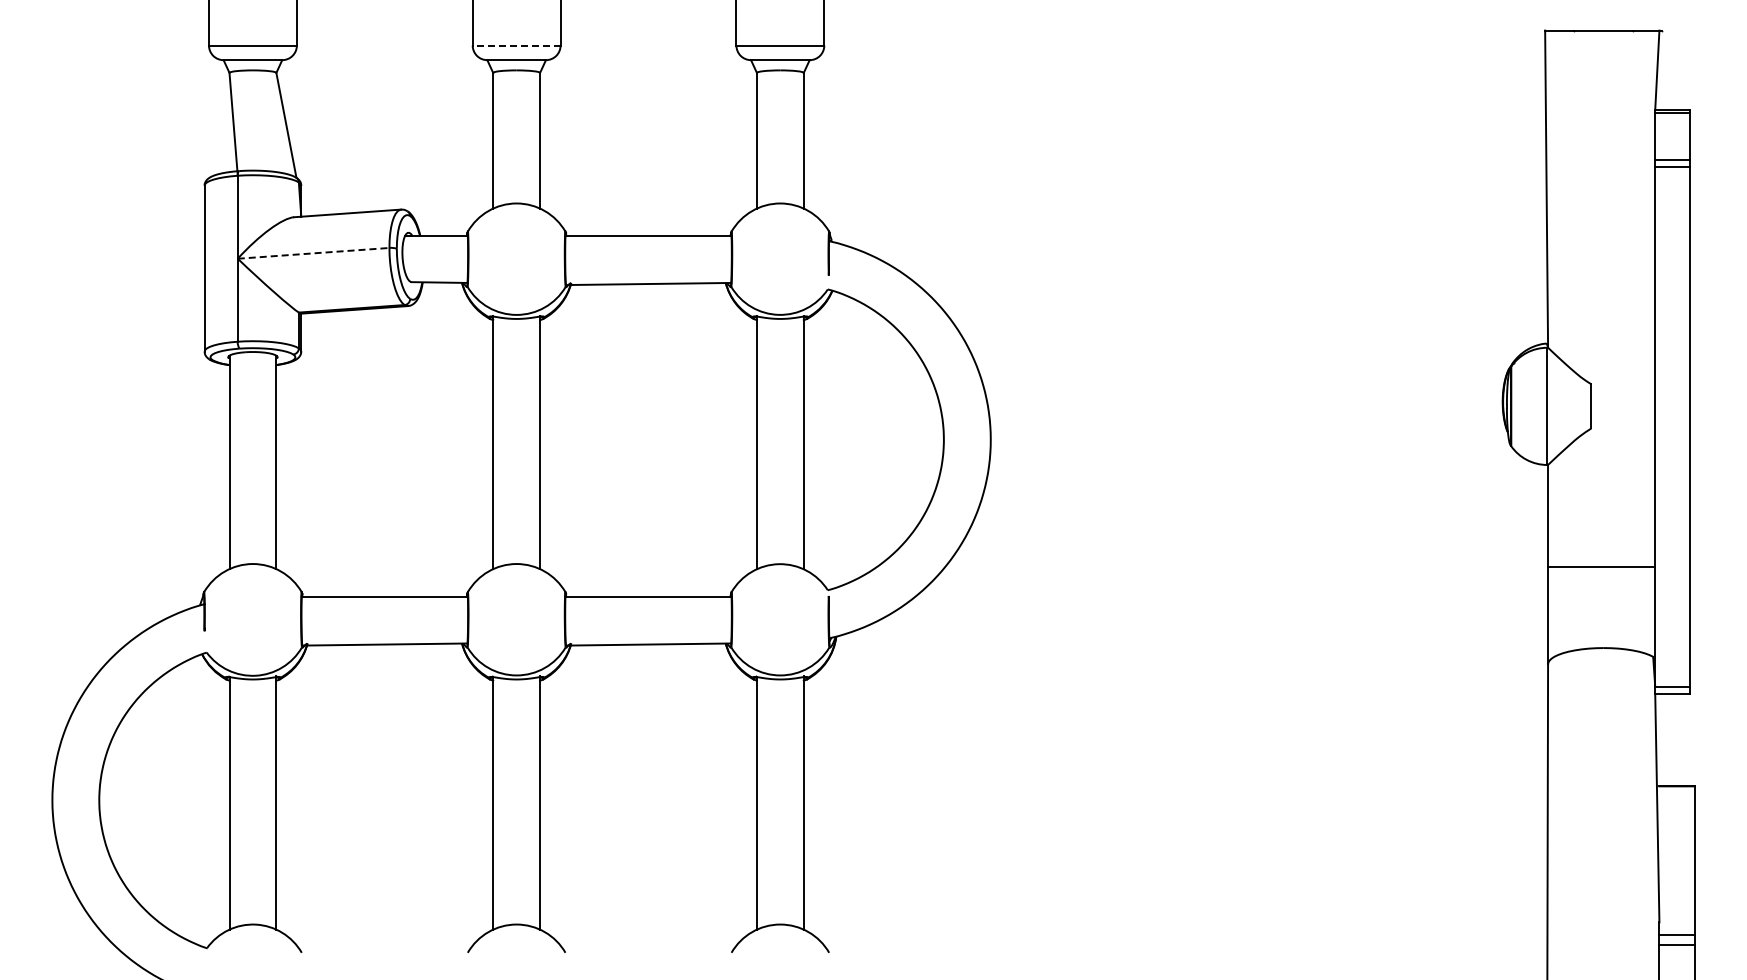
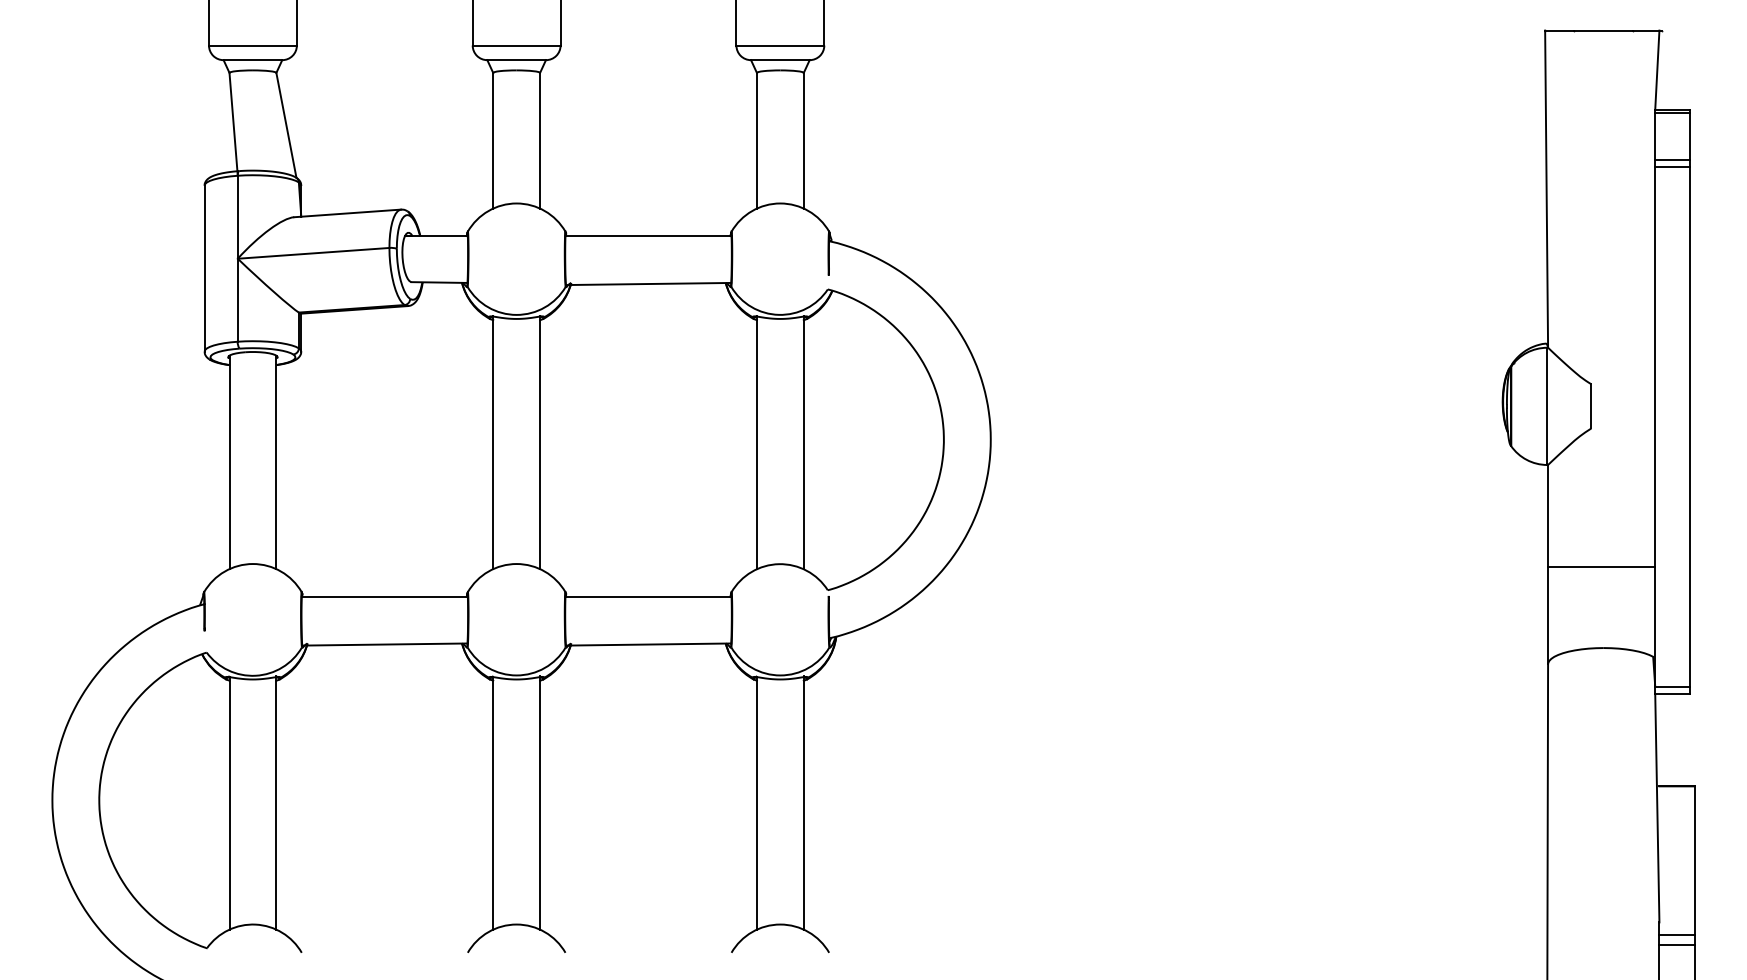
line: dashed -> solid (516, 45)
line: dashed -> solid (314, 253)
